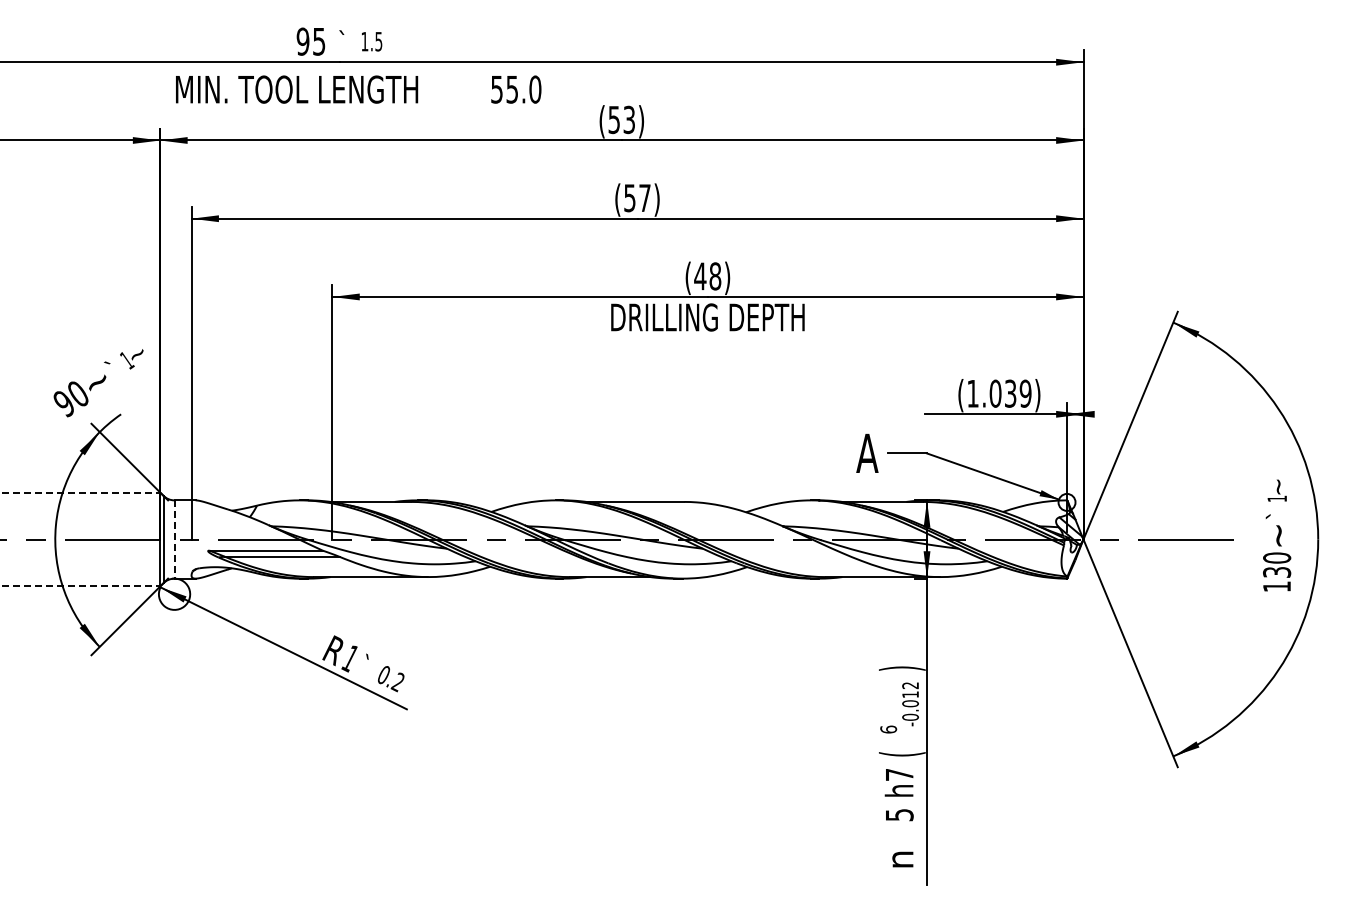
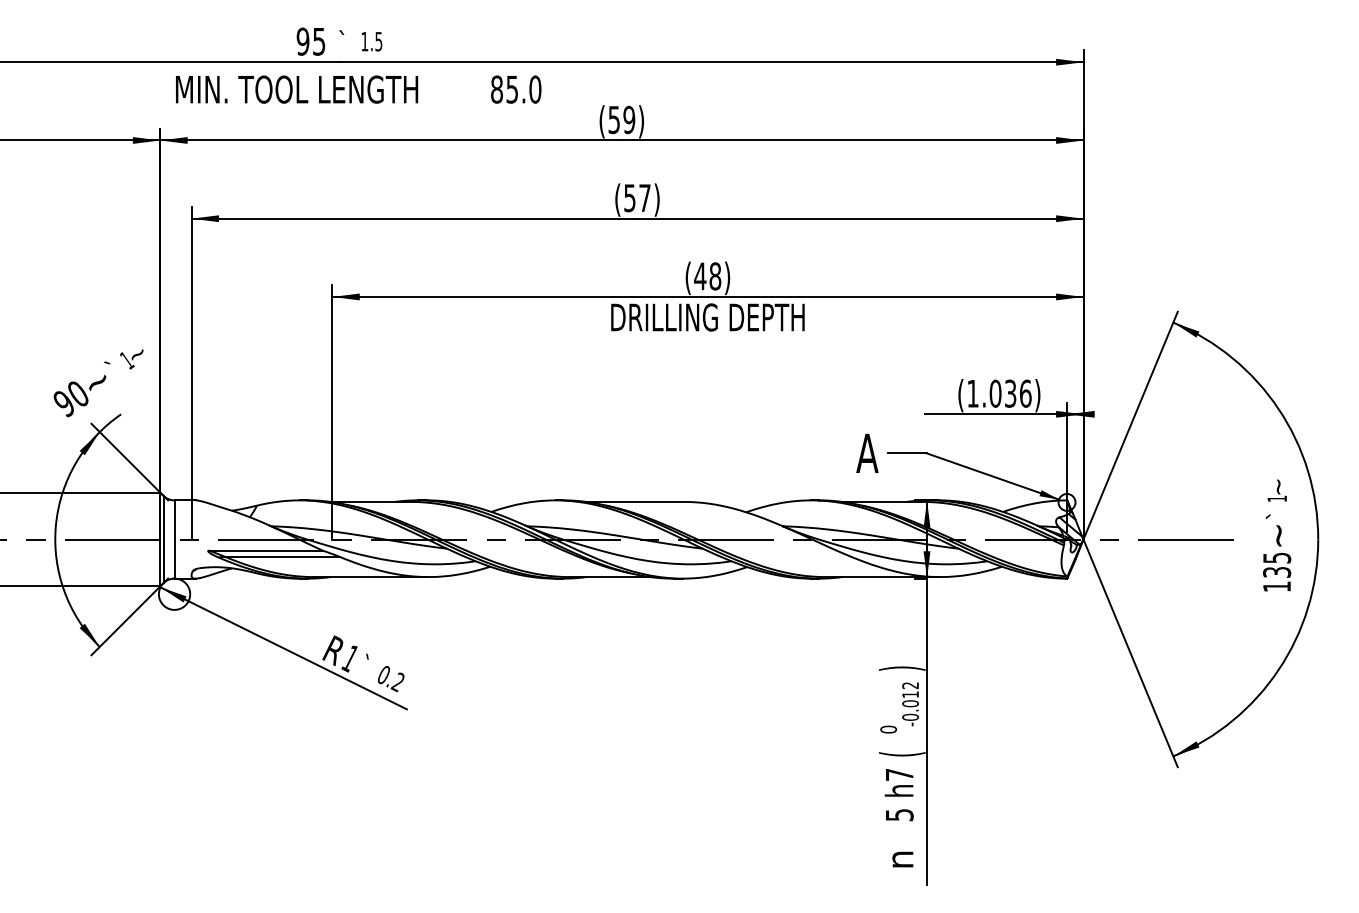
text: 55.0 -> 85.0 (497, 89)
text: (53) -> (59) (629, 119)
text: (1.039) -> (1.036) (1025, 393)
line: dashed -> solid (80, 492)
line: dashed -> solid (174, 540)
text: 130 -> 135 (1277, 557)
line: dashed -> solid (80, 586)
text: 6 -> 0 (888, 729)
